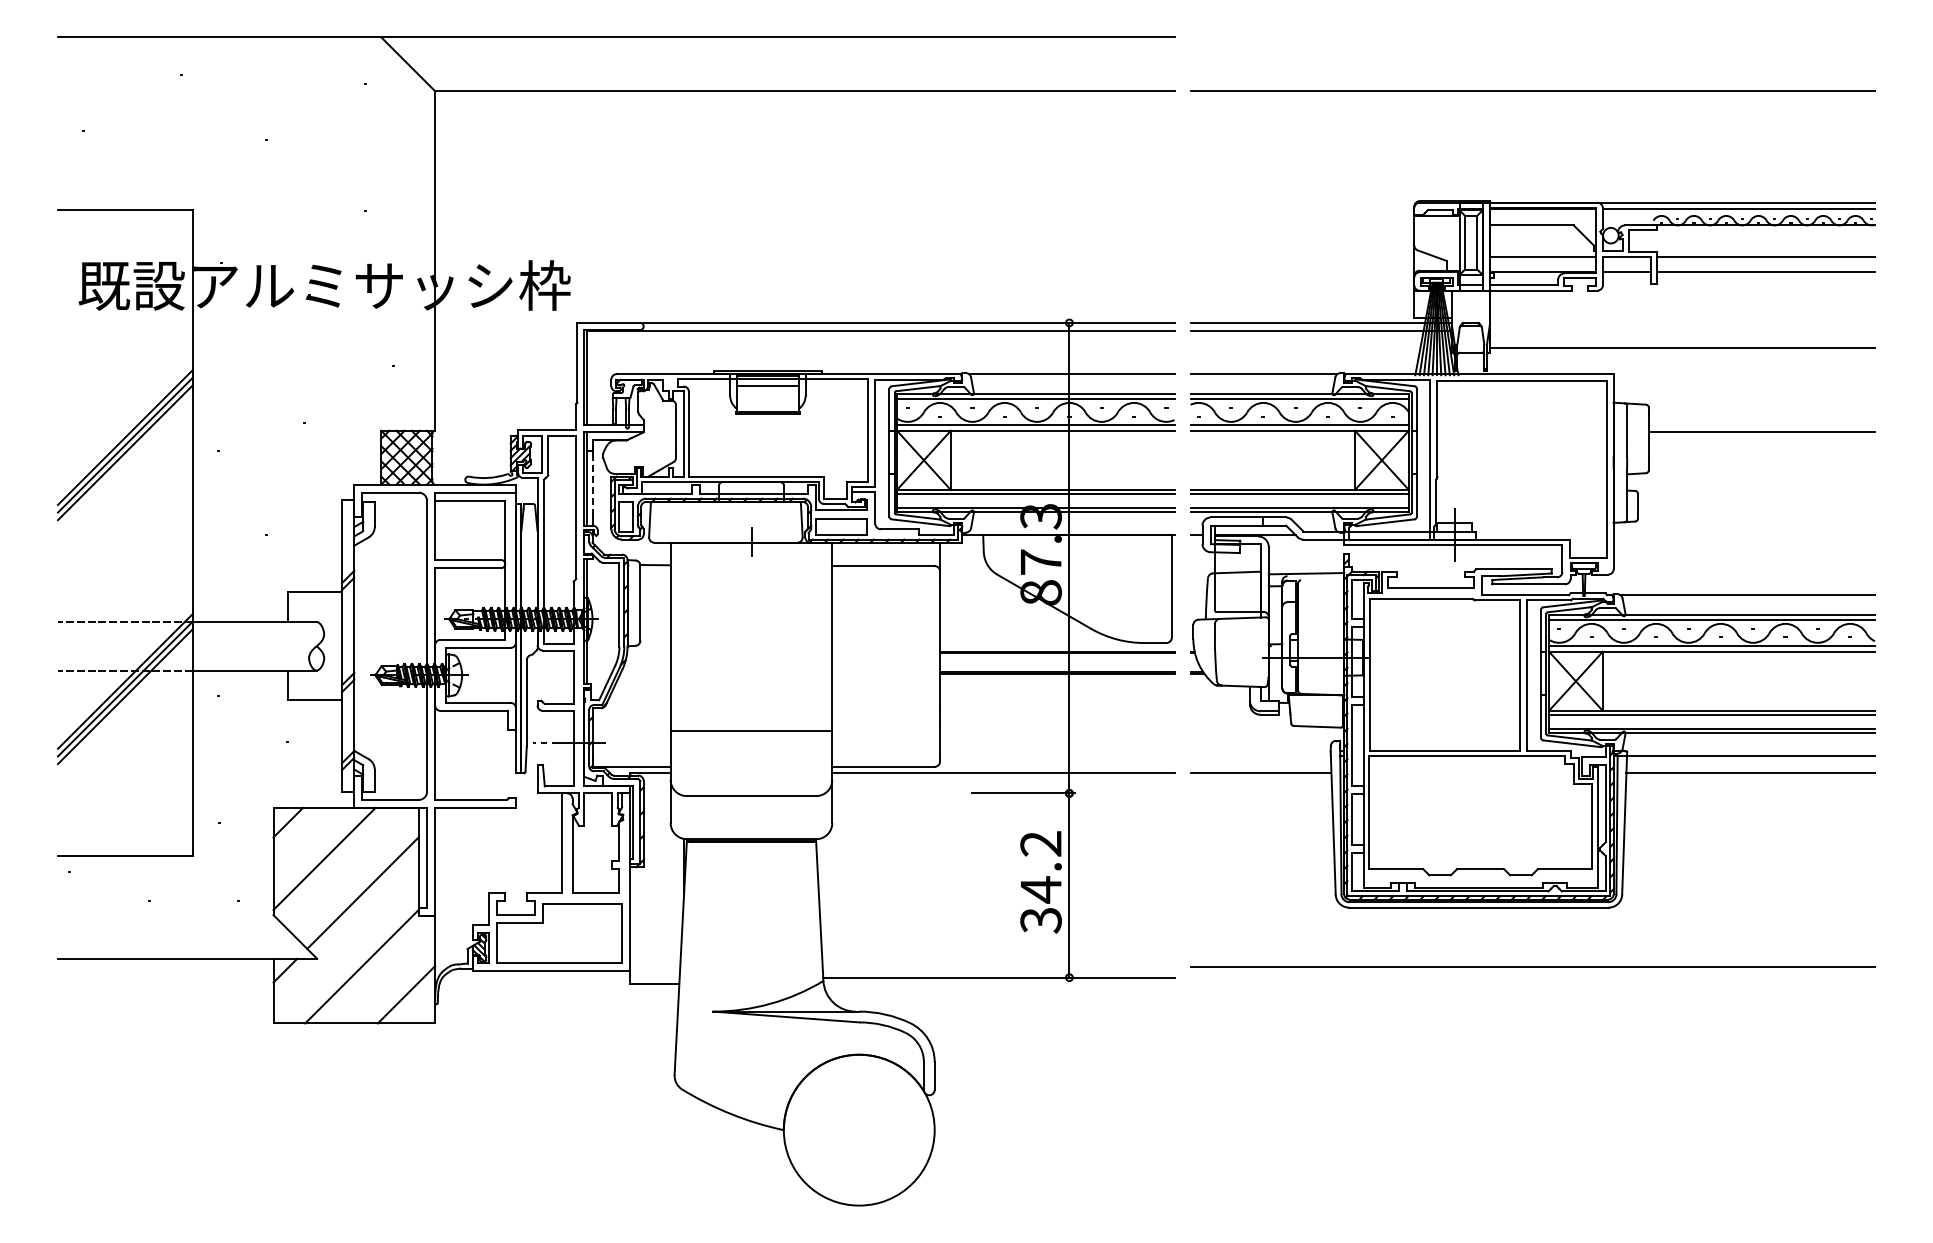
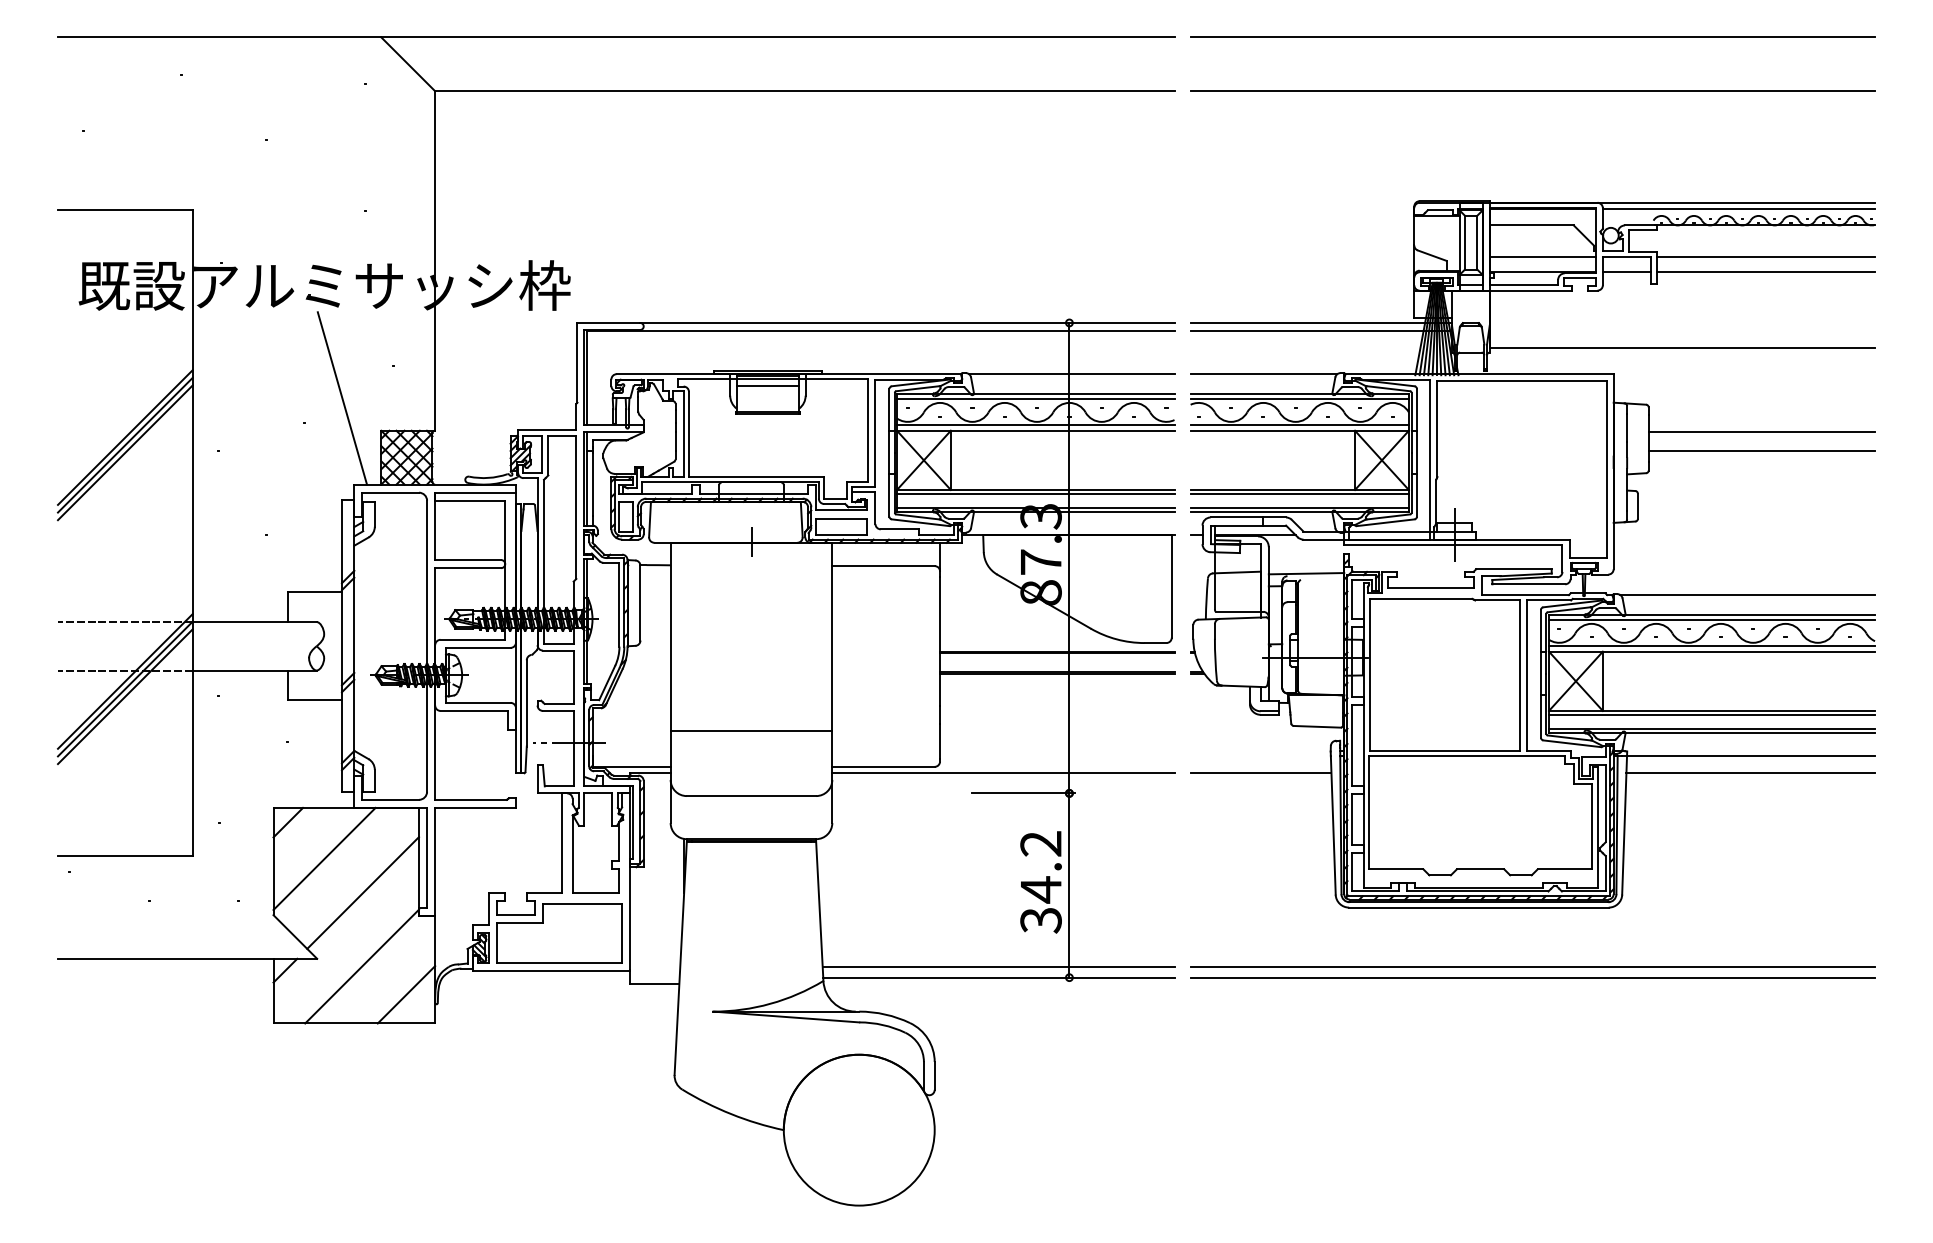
line: none -> present (1532, 37)
line: none -> present (342, 398)
line: none -> present (1761, 450)
line: dashed -> solid (592, 484)
line: none -> present (998, 966)
line: none -> present (1532, 977)
